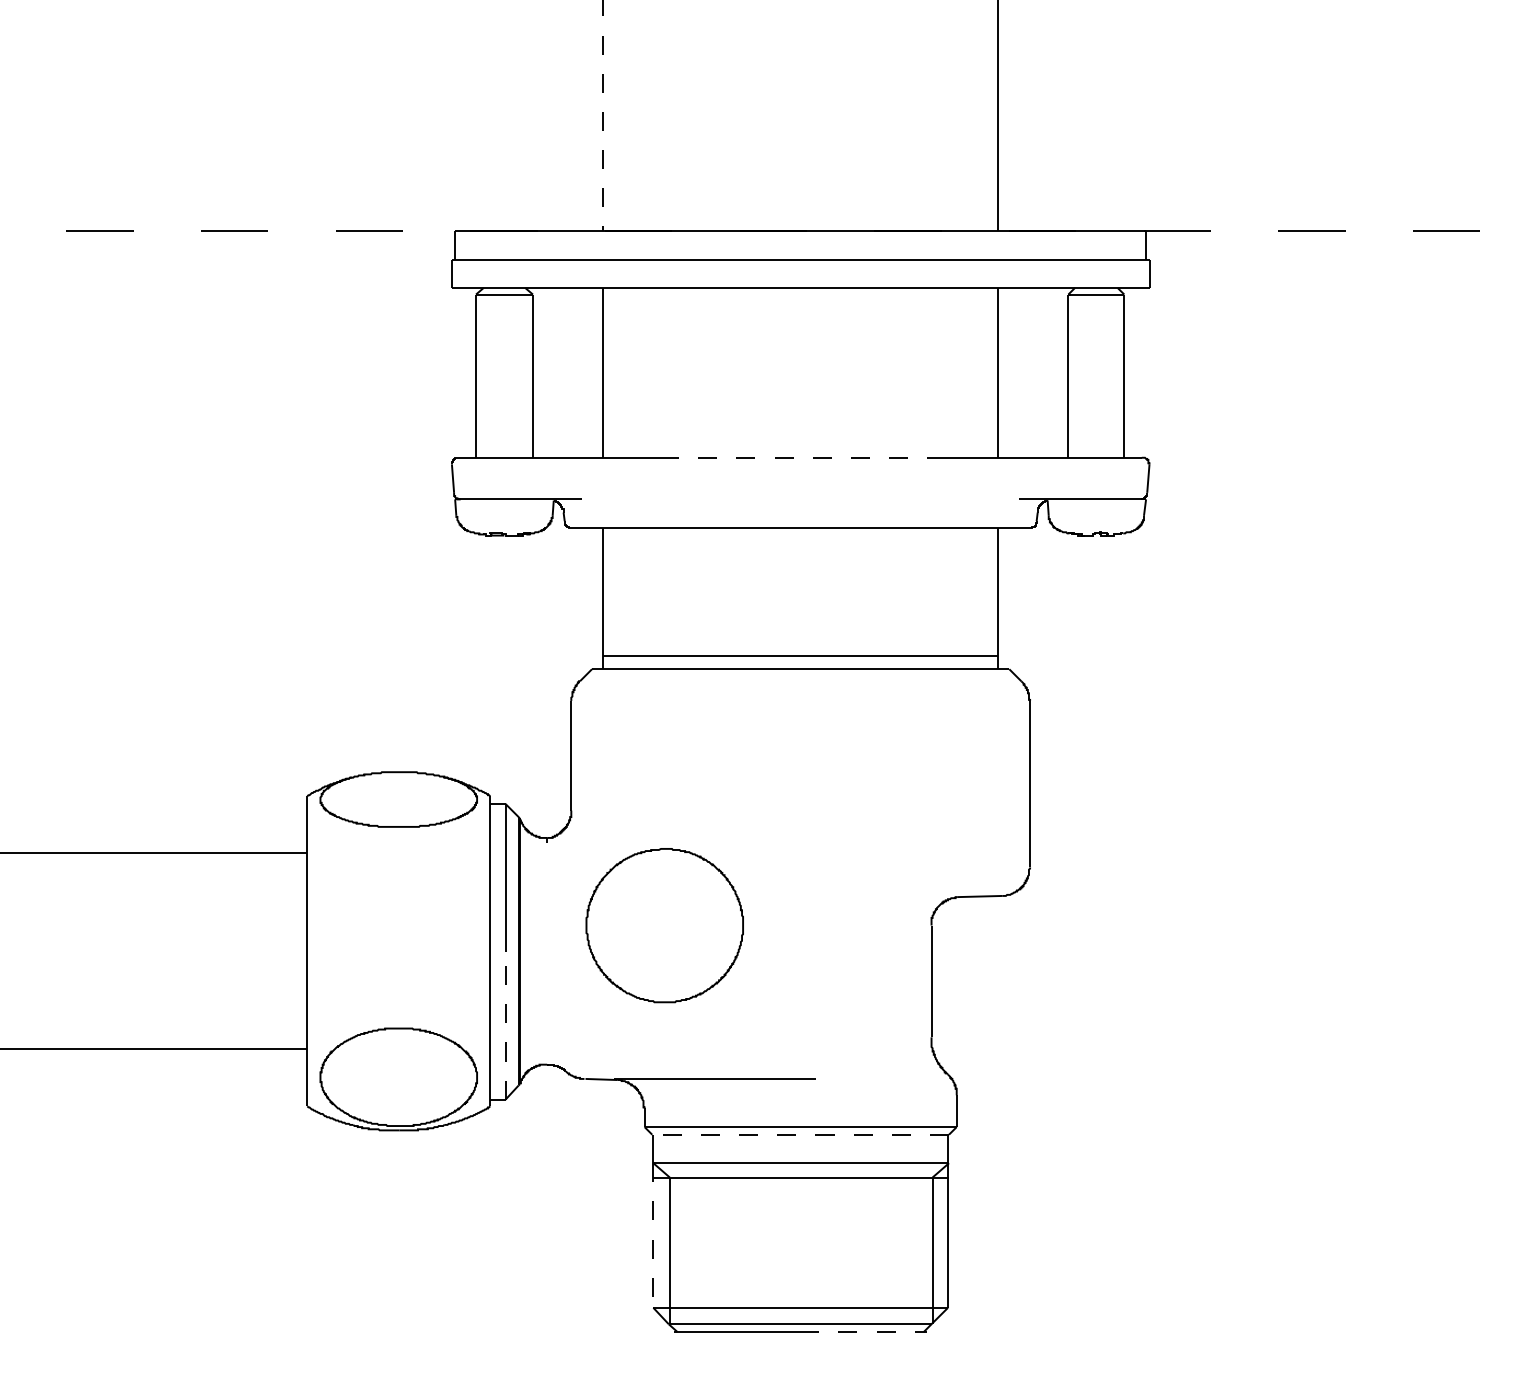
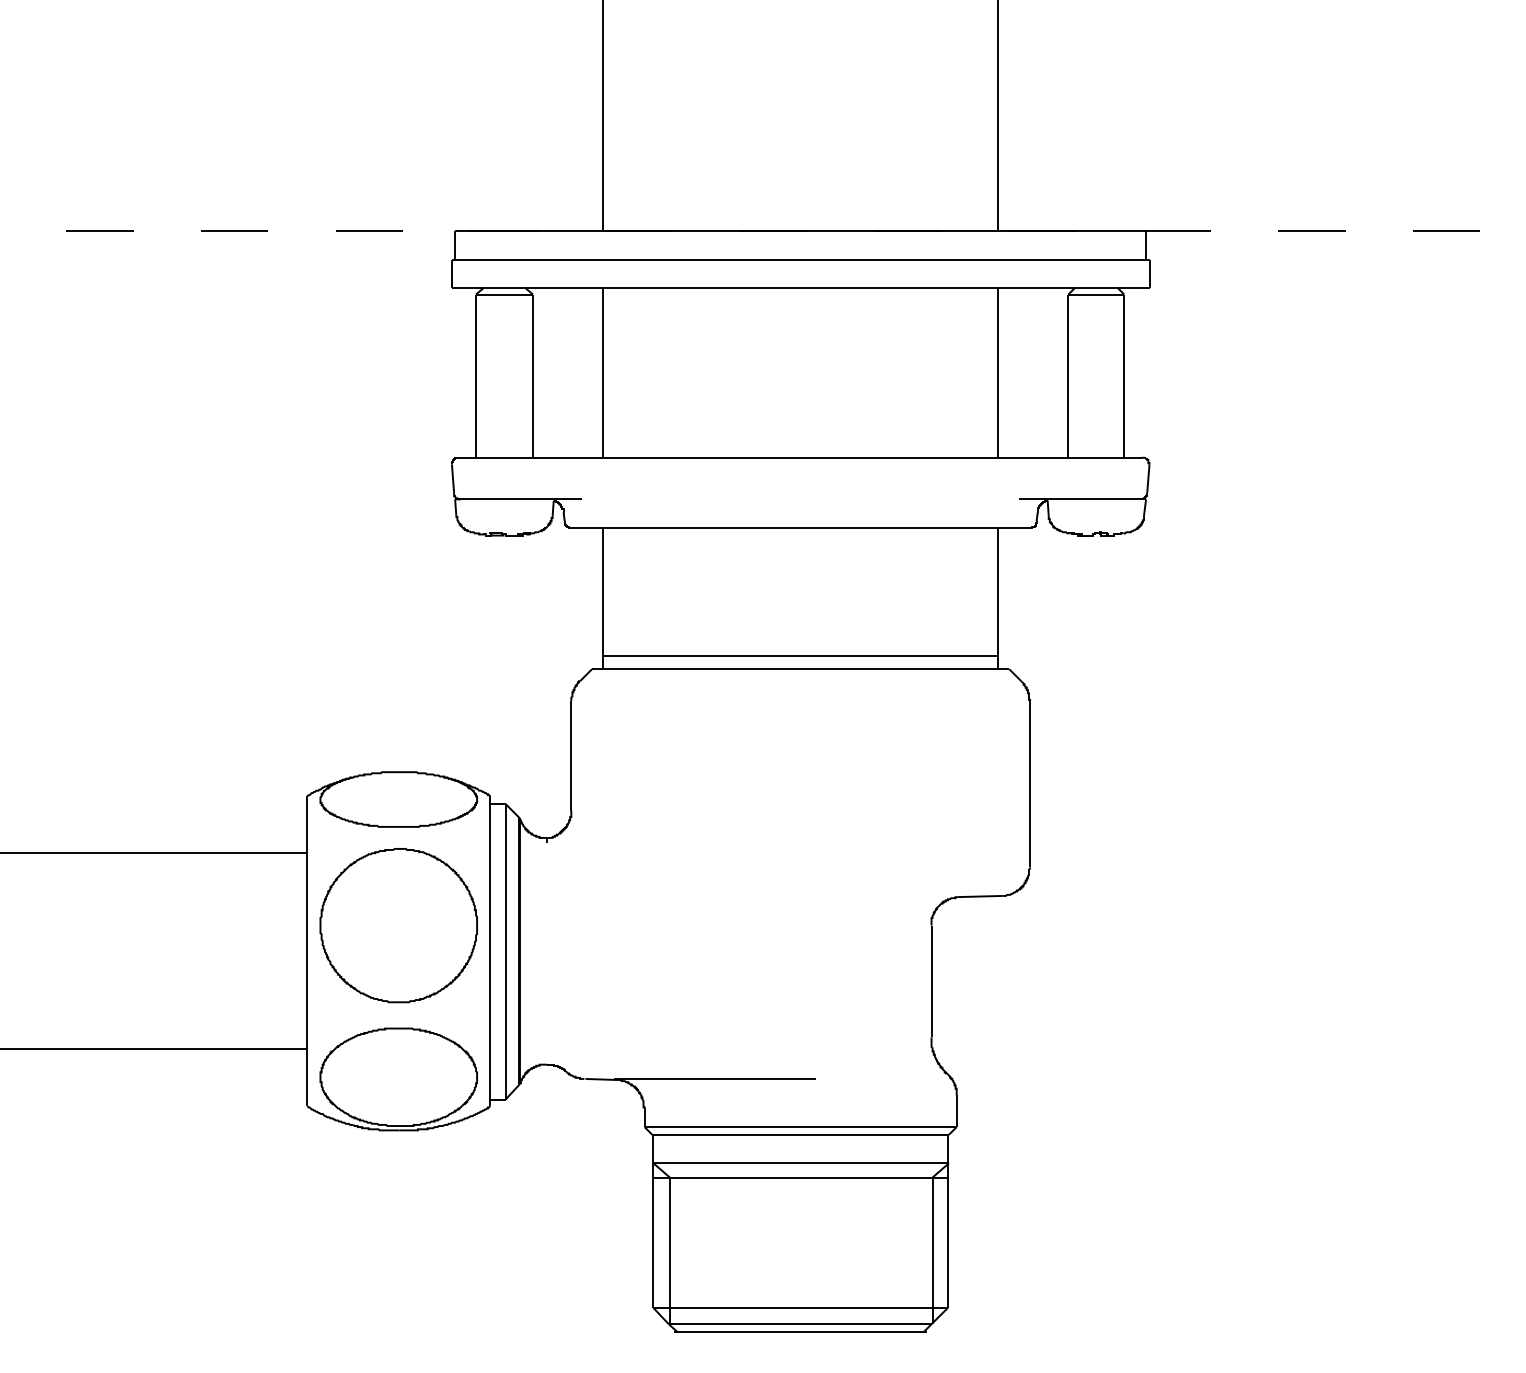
line: dashed -> solid (603, 116)
line: dashed -> solid (800, 457)
part position: (664, 925) -> (398, 925) (398, 925)
line: dashed -> solid (505, 1025)
line: dashed -> solid (800, 1134)
line: dashed -> solid (653, 1236)
line: dashed -> solid (864, 1331)
